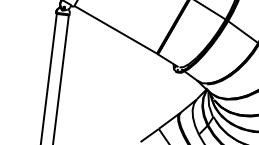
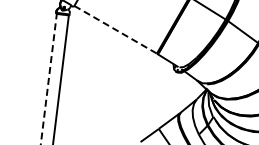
line: solid -> dashed (115, 29)
line: solid -> dashed (48, 79)
